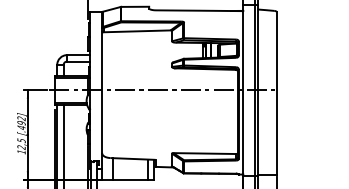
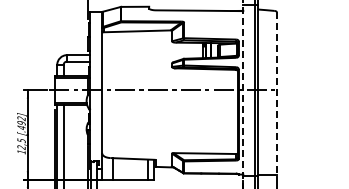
line: solid -> dashed (276, 93)
line: solid -> dashed (243, 94)
